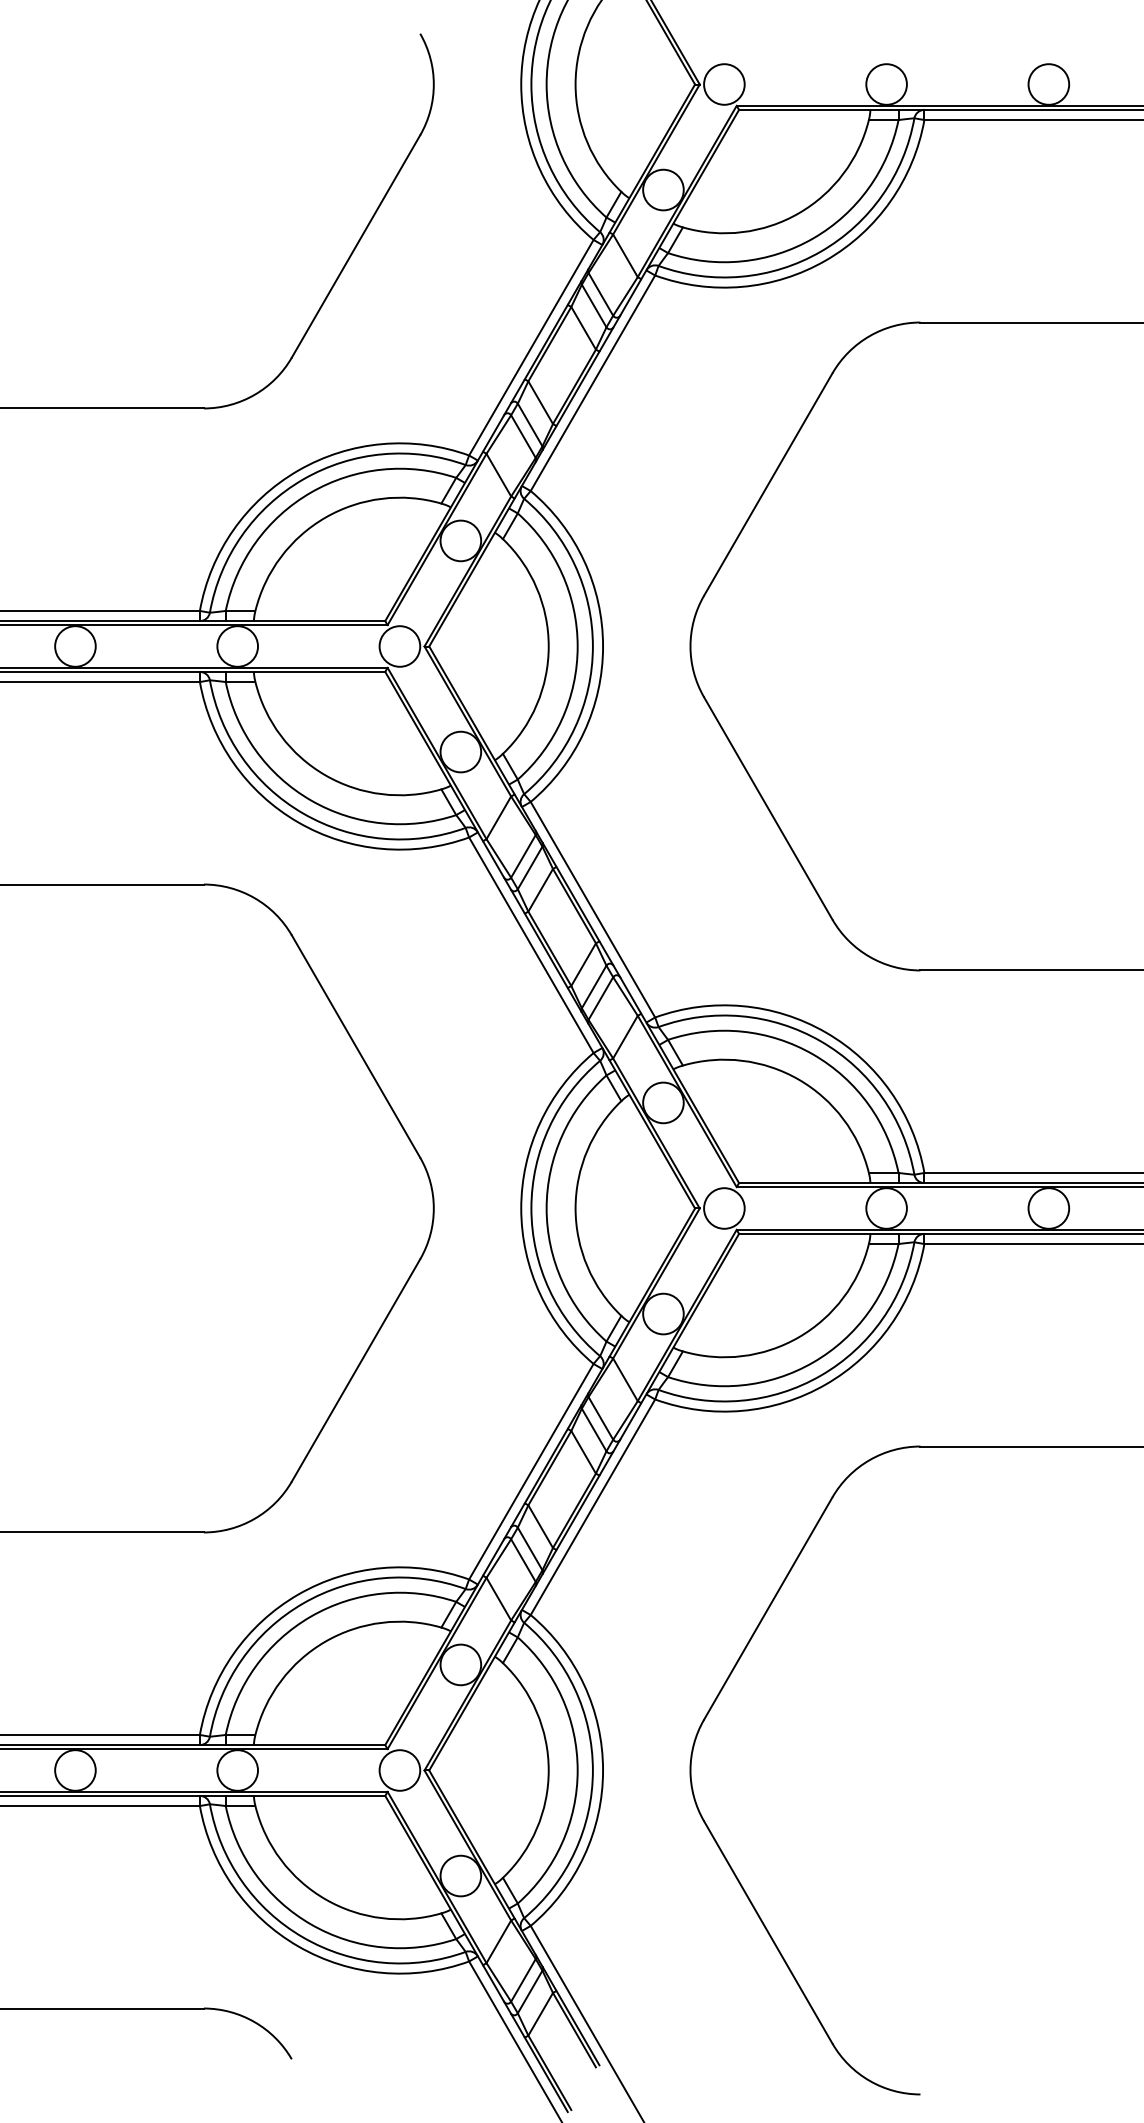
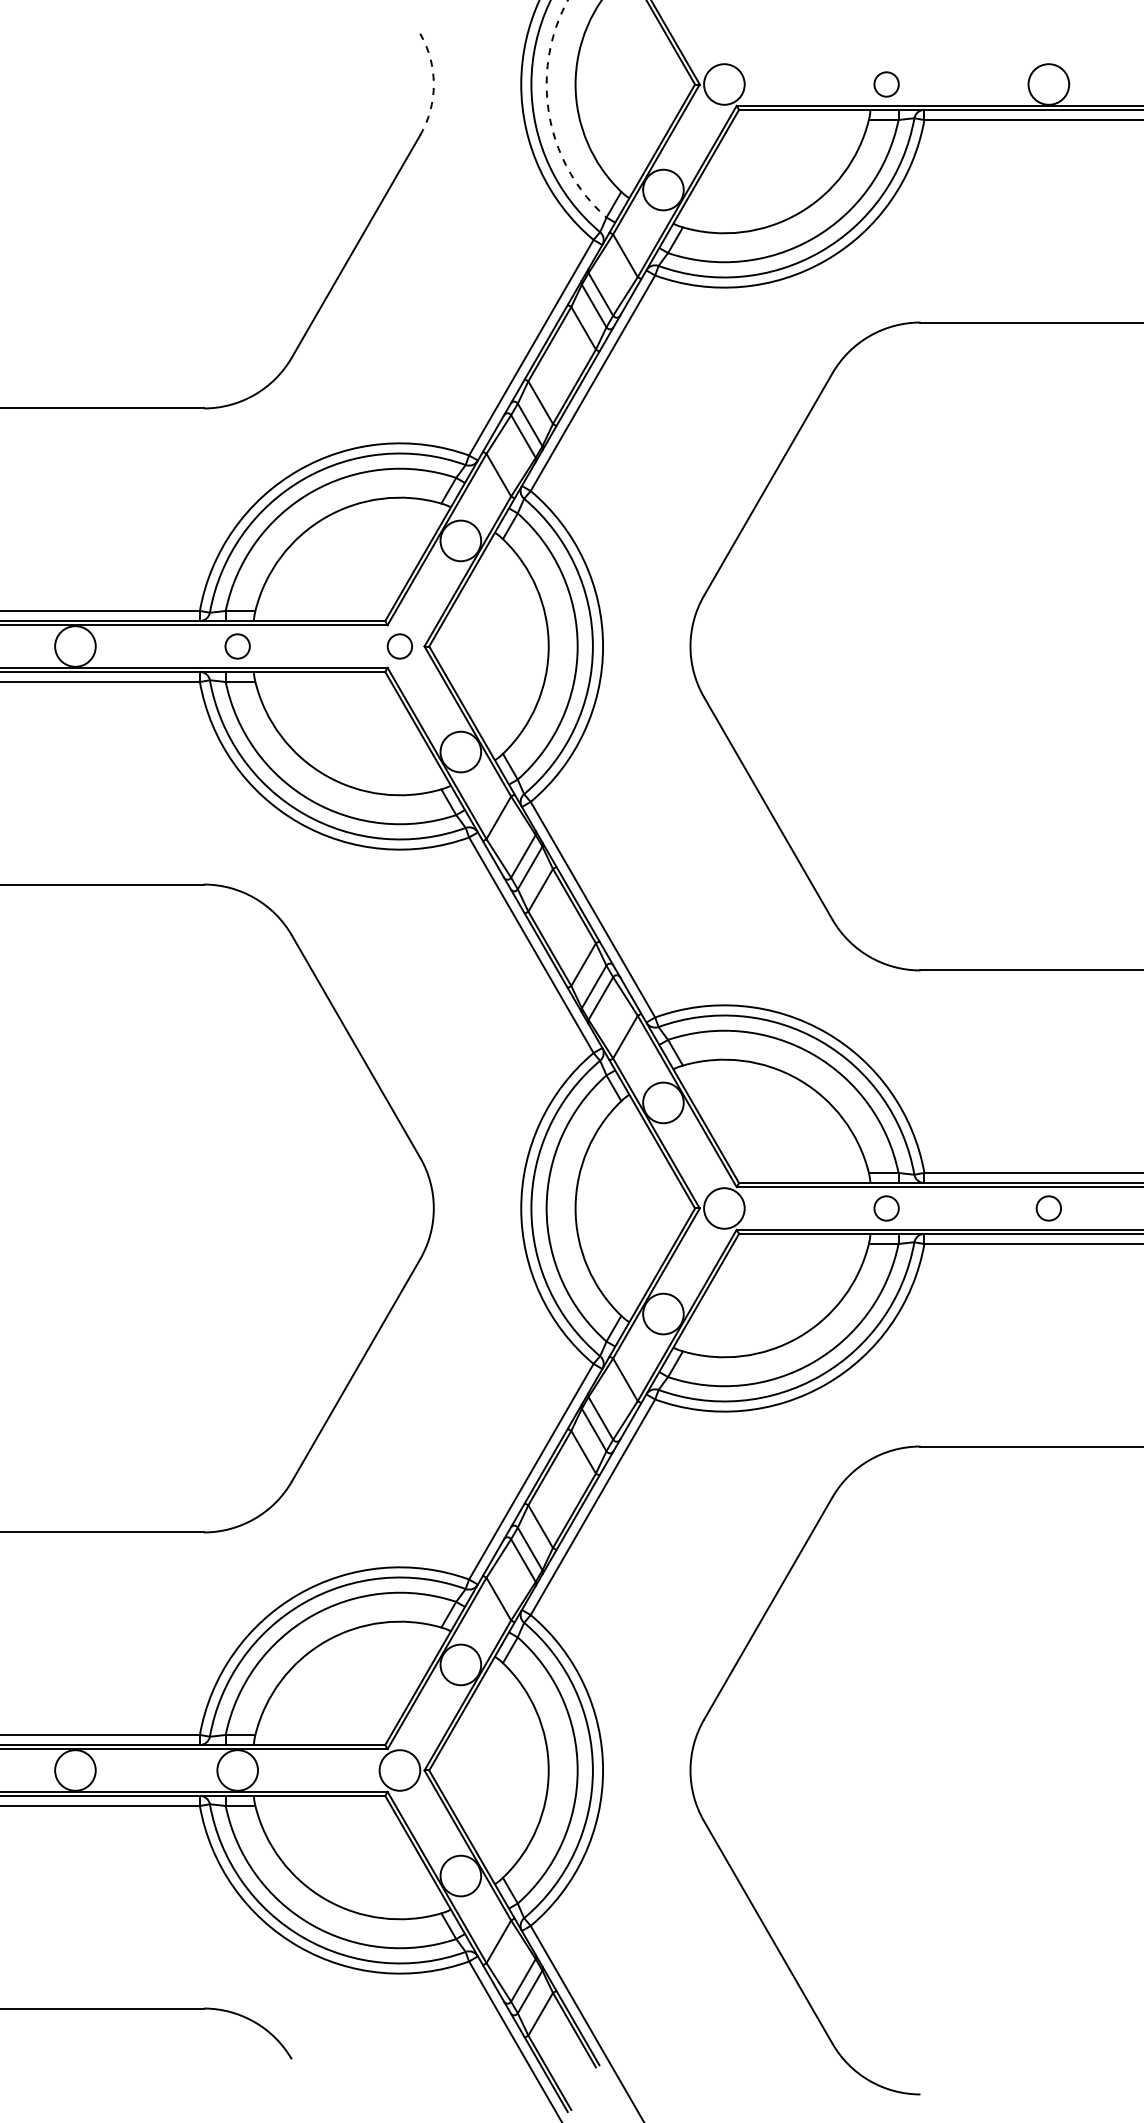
arc: solid -> dashed (433, 84)
circle diameter: 41 px -> 24 px (886, 84)
arc: solid -> dashed (549, 115)
circle diameter: 41 px -> 24 px (237, 646)
circle diameter: 41 px -> 24 px (399, 646)
circle diameter: 41 px -> 24 px (886, 1208)
circle diameter: 41 px -> 24 px (1048, 1208)
